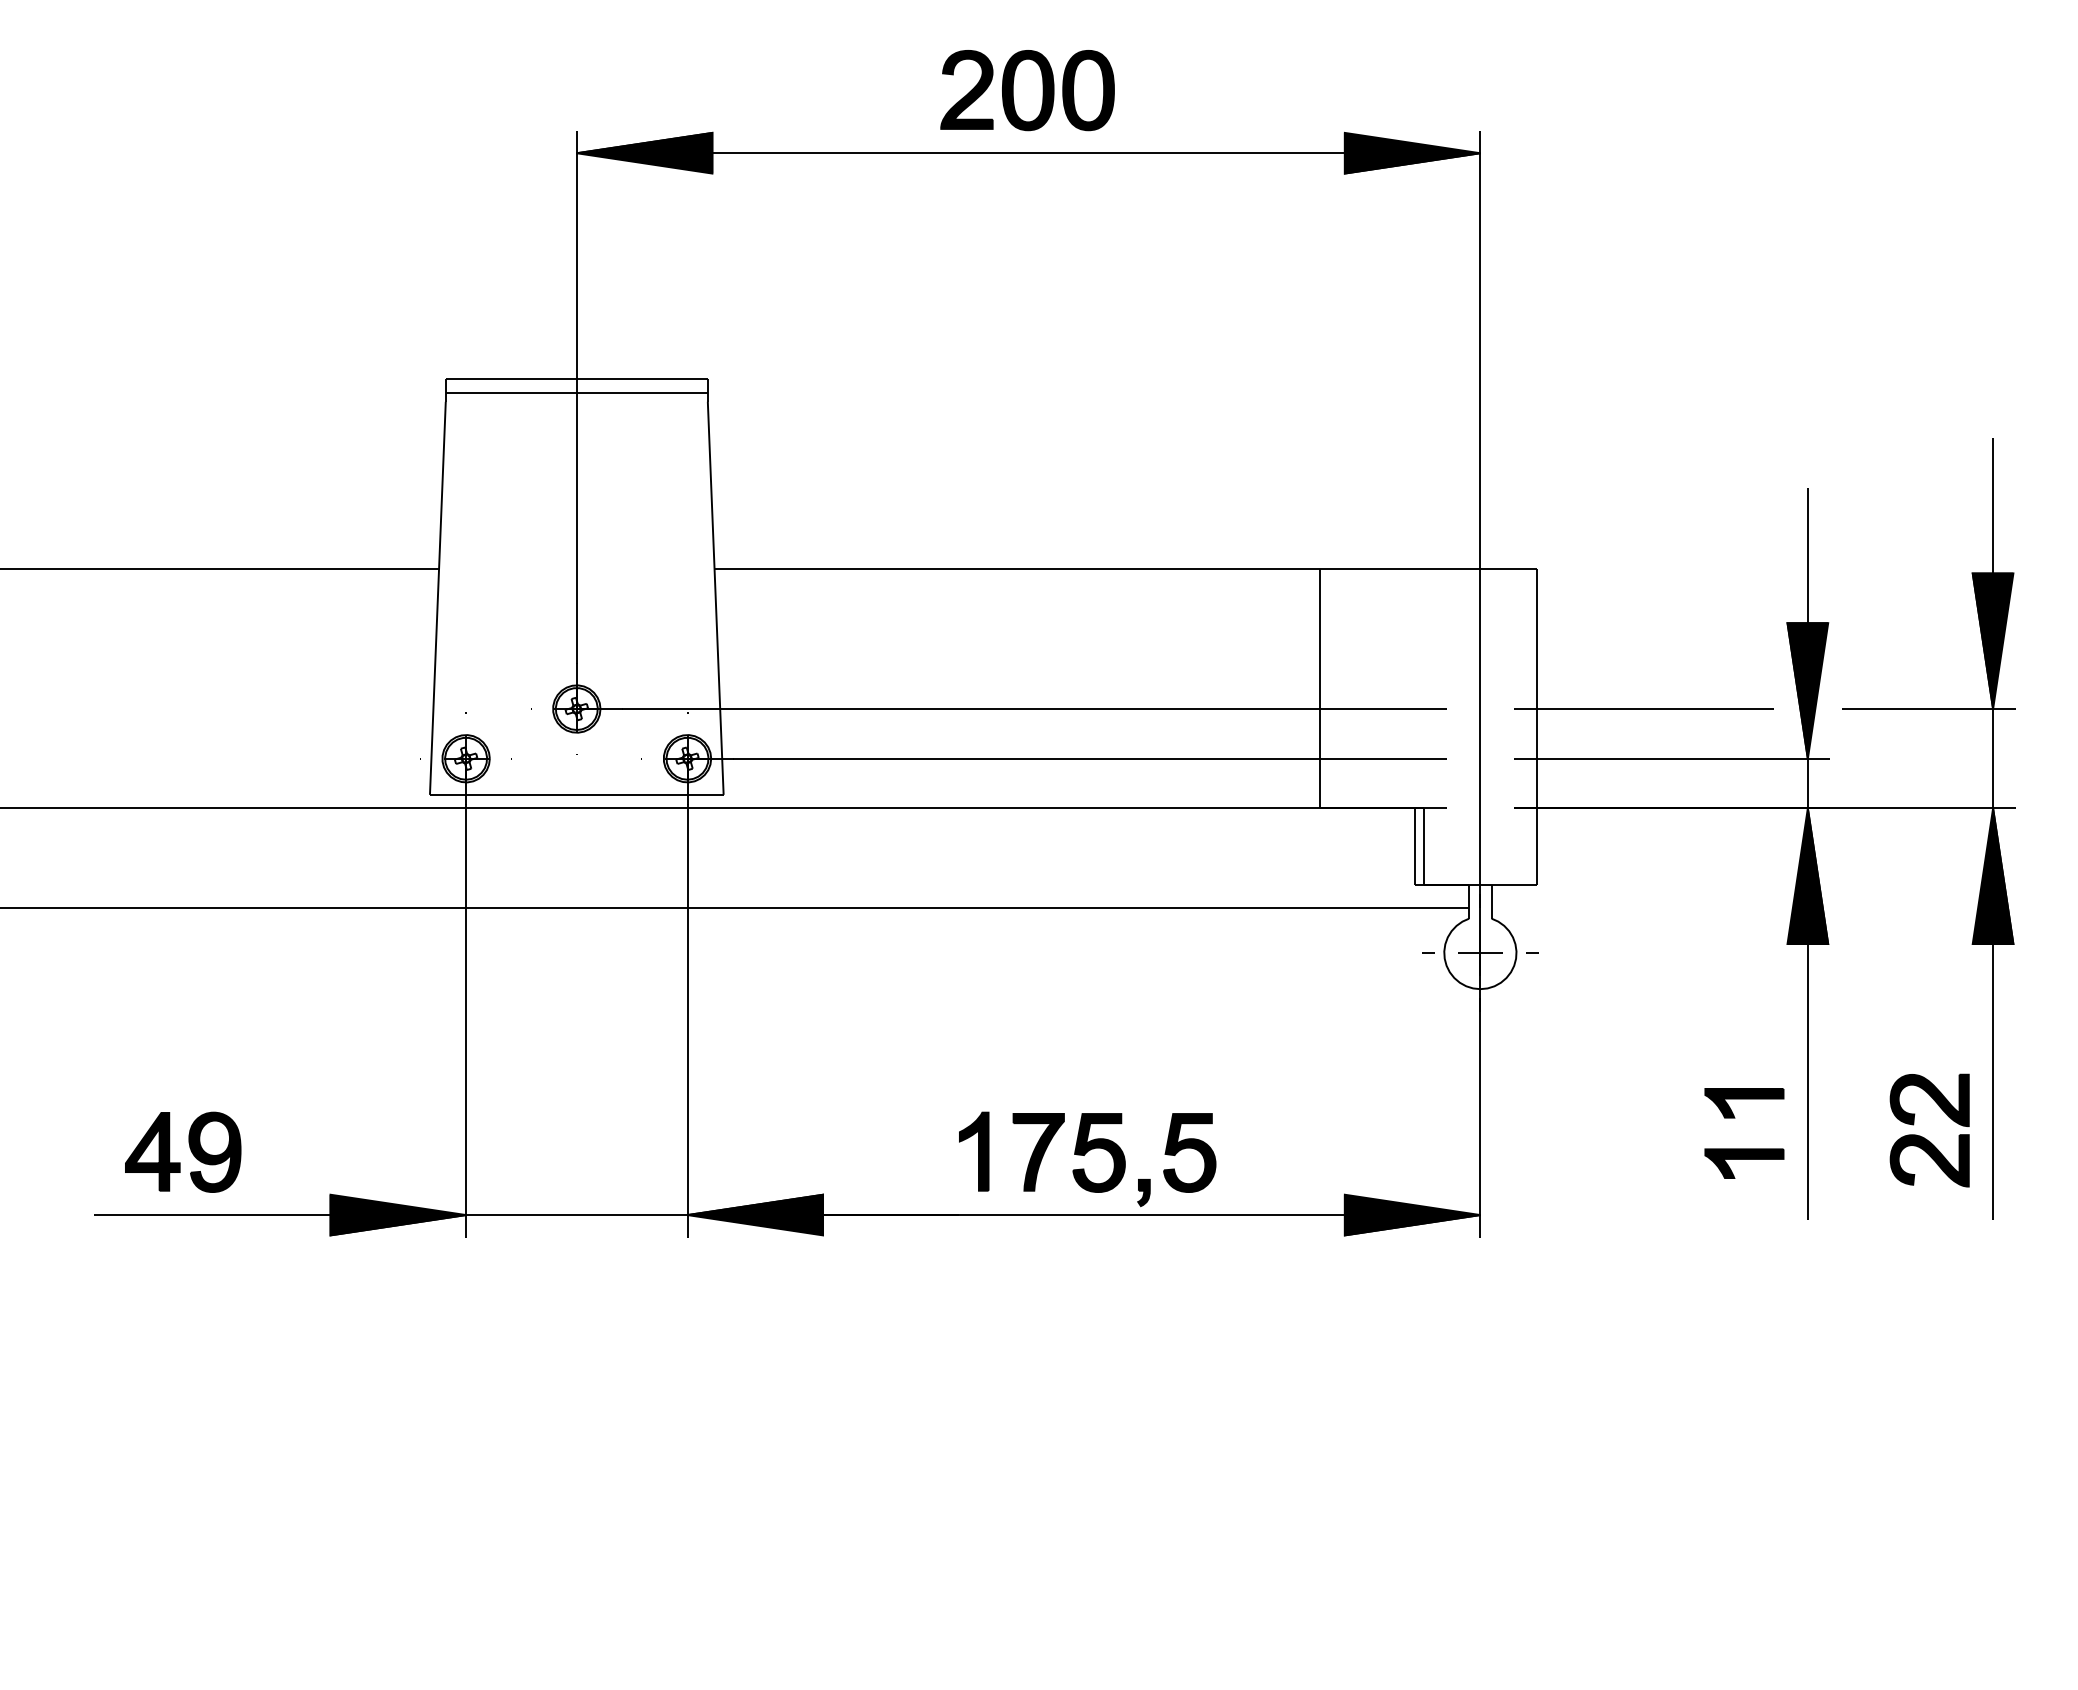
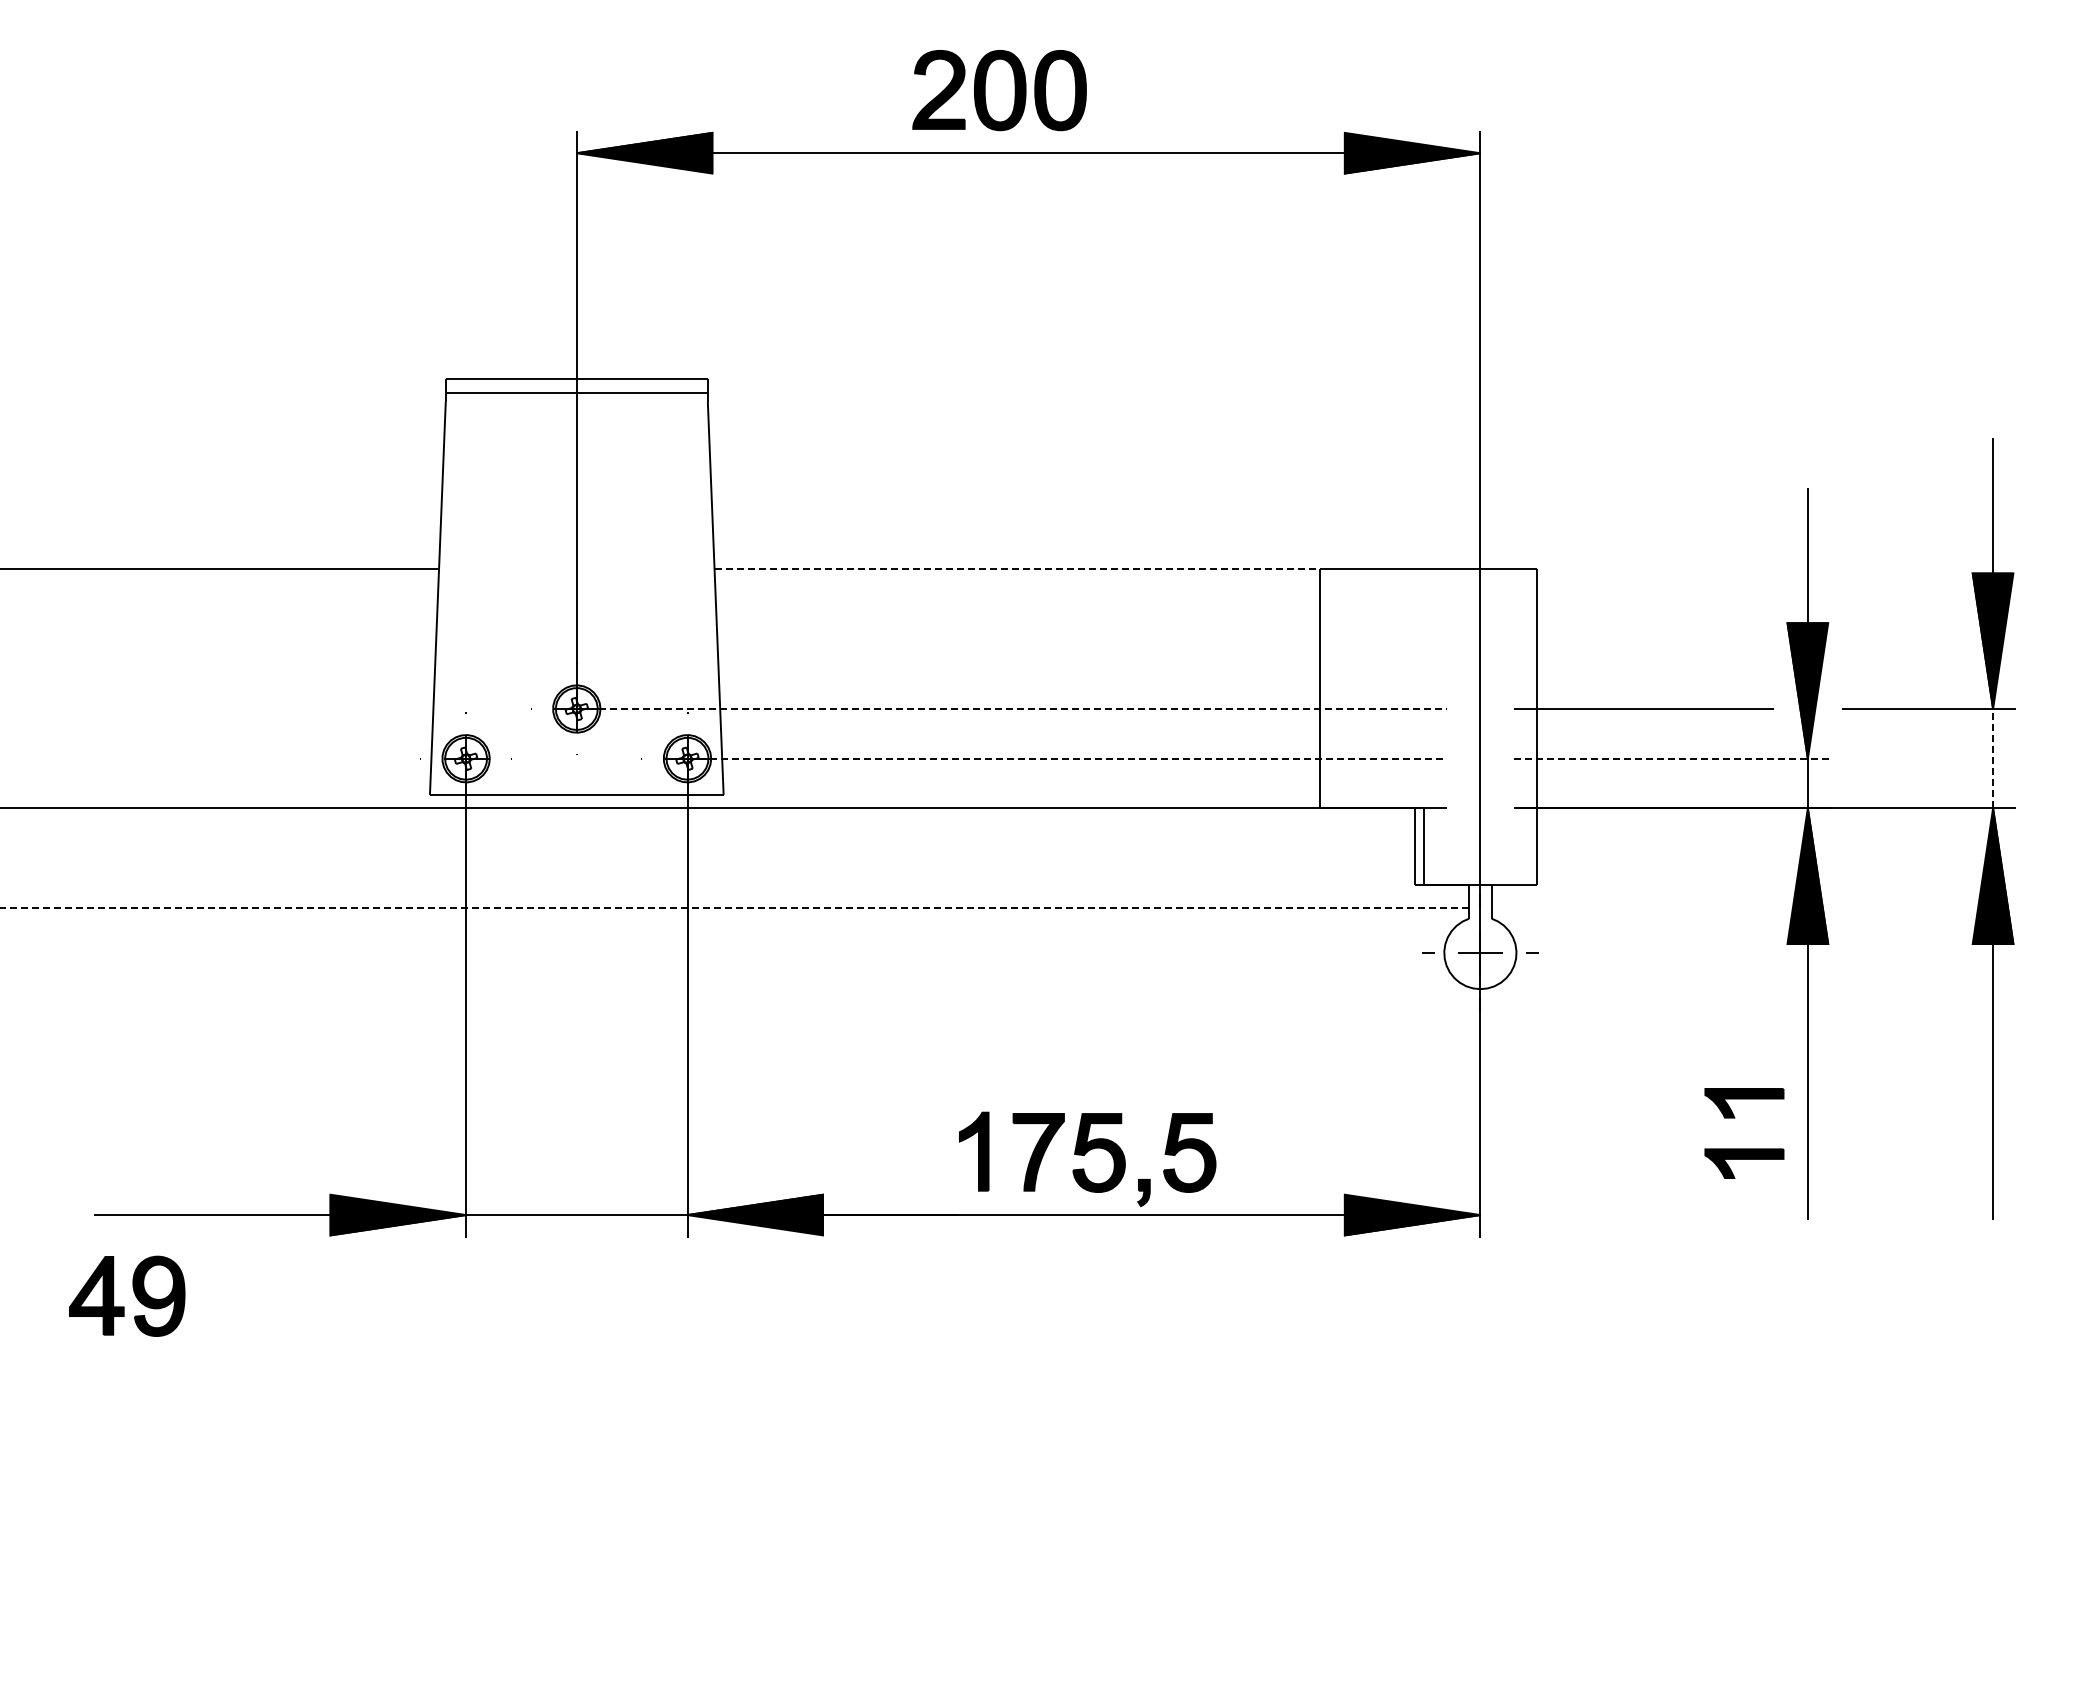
part position: (1027, 90) -> (999, 90) (999, 90)
line: solid -> dashed (1017, 568)
line: solid -> dashed (1011, 709)
line: solid -> dashed (1067, 758)
line: solid -> dashed (1672, 758)
line: solid -> dashed (1993, 758)
line: solid -> dashed (734, 907)
part: present -> none (1926, 1138)
part position: (190, 1150) -> (134, 1294) (134, 1294)
